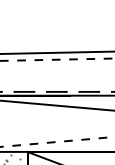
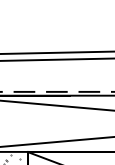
line: dashed -> solid (57, 59)
line: dashed -> solid (57, 141)
